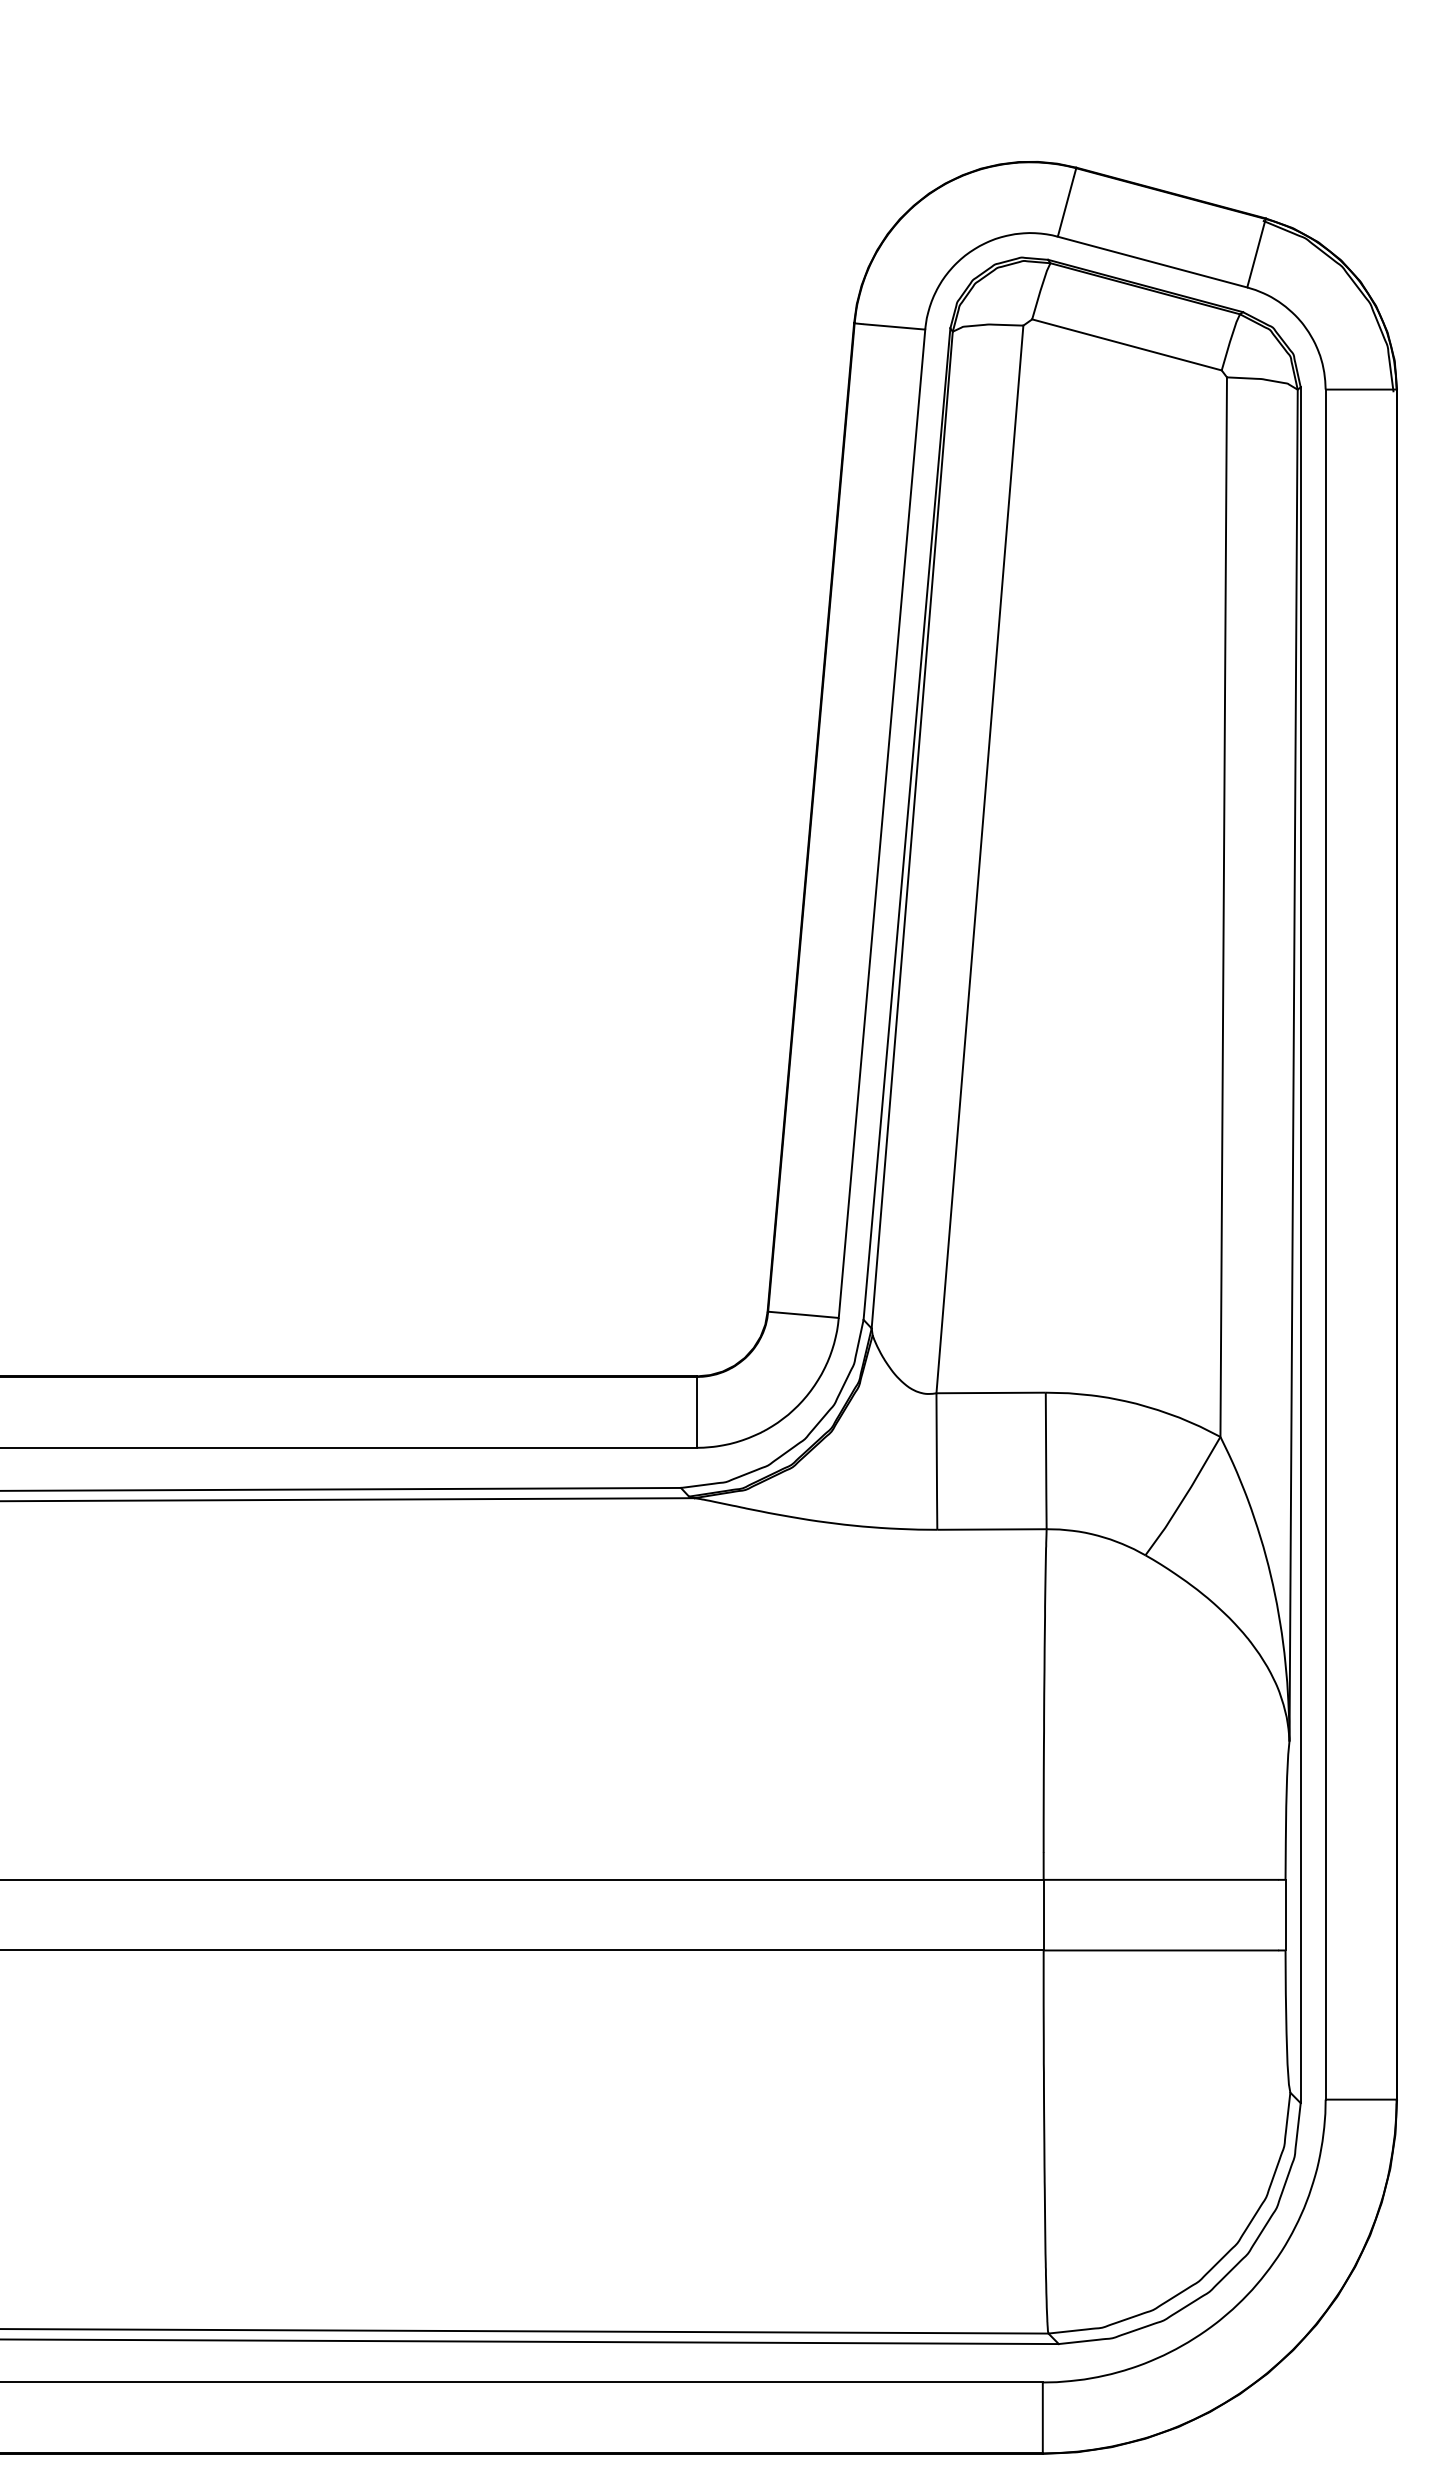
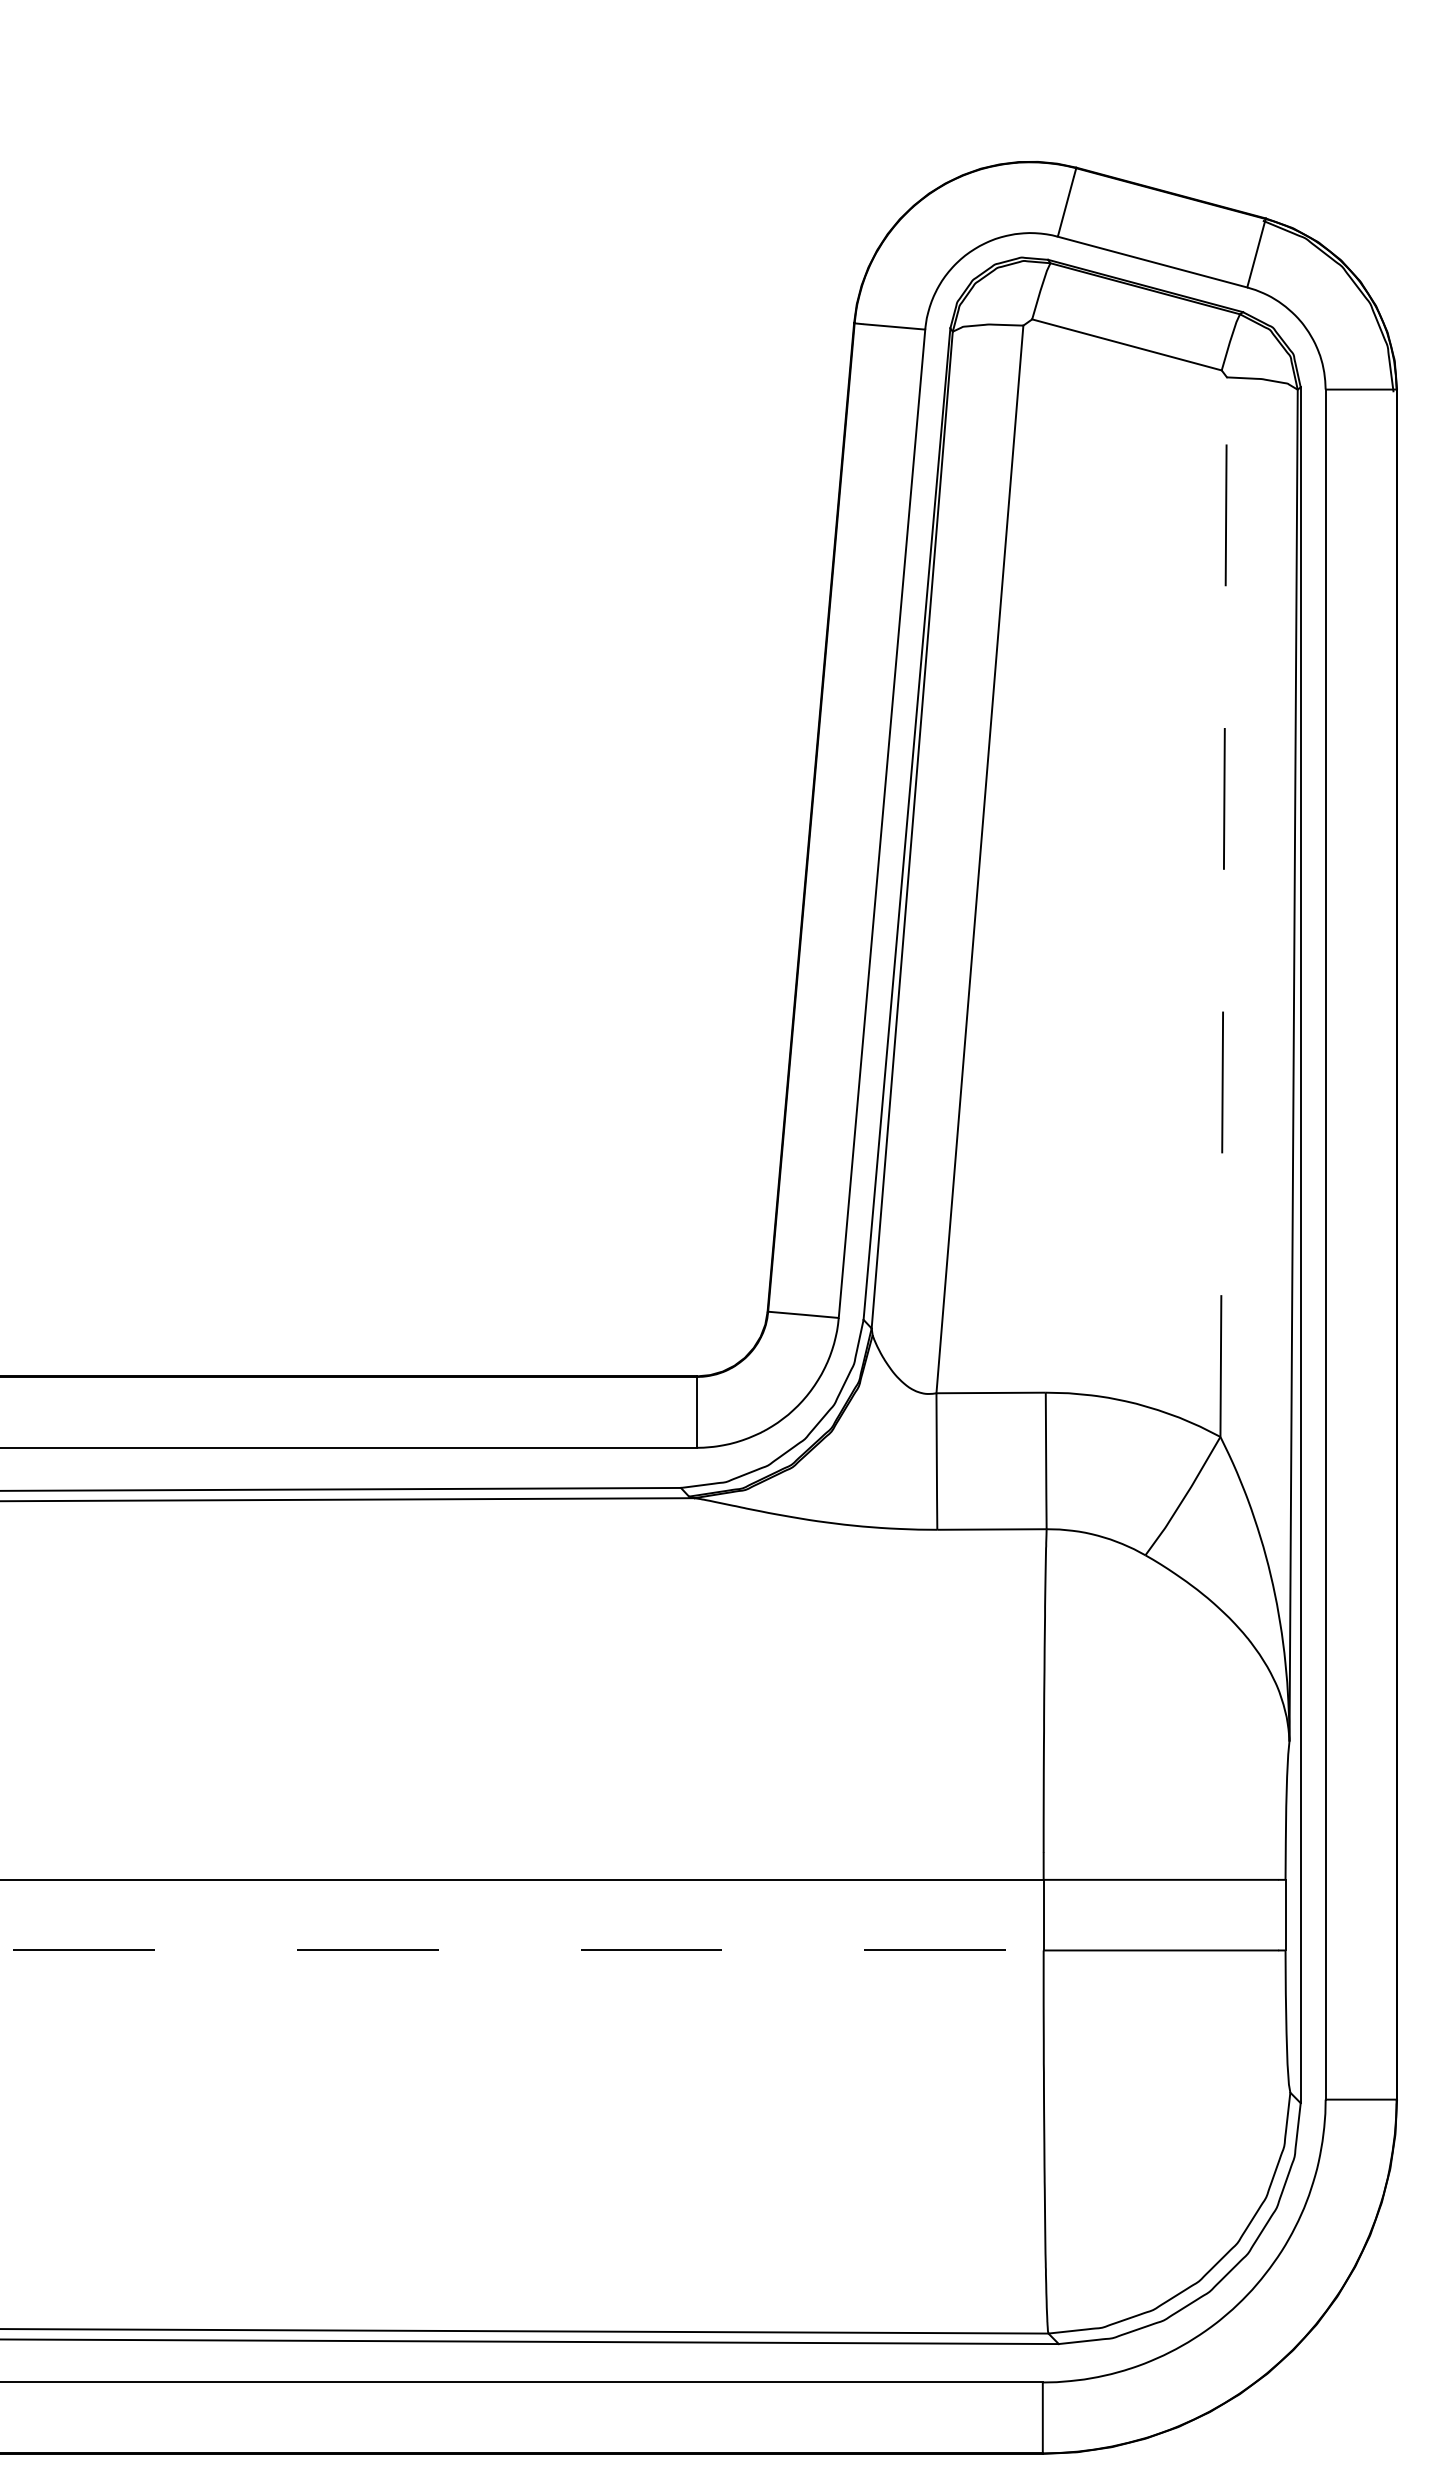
line: solid -> dashed (1223, 907)
line: solid -> dashed (521, 1950)
